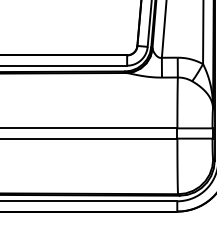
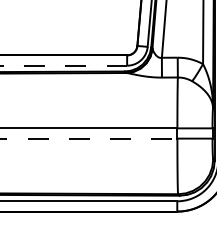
line: solid -> dashed (63, 65)
line: solid -> dashed (89, 138)
